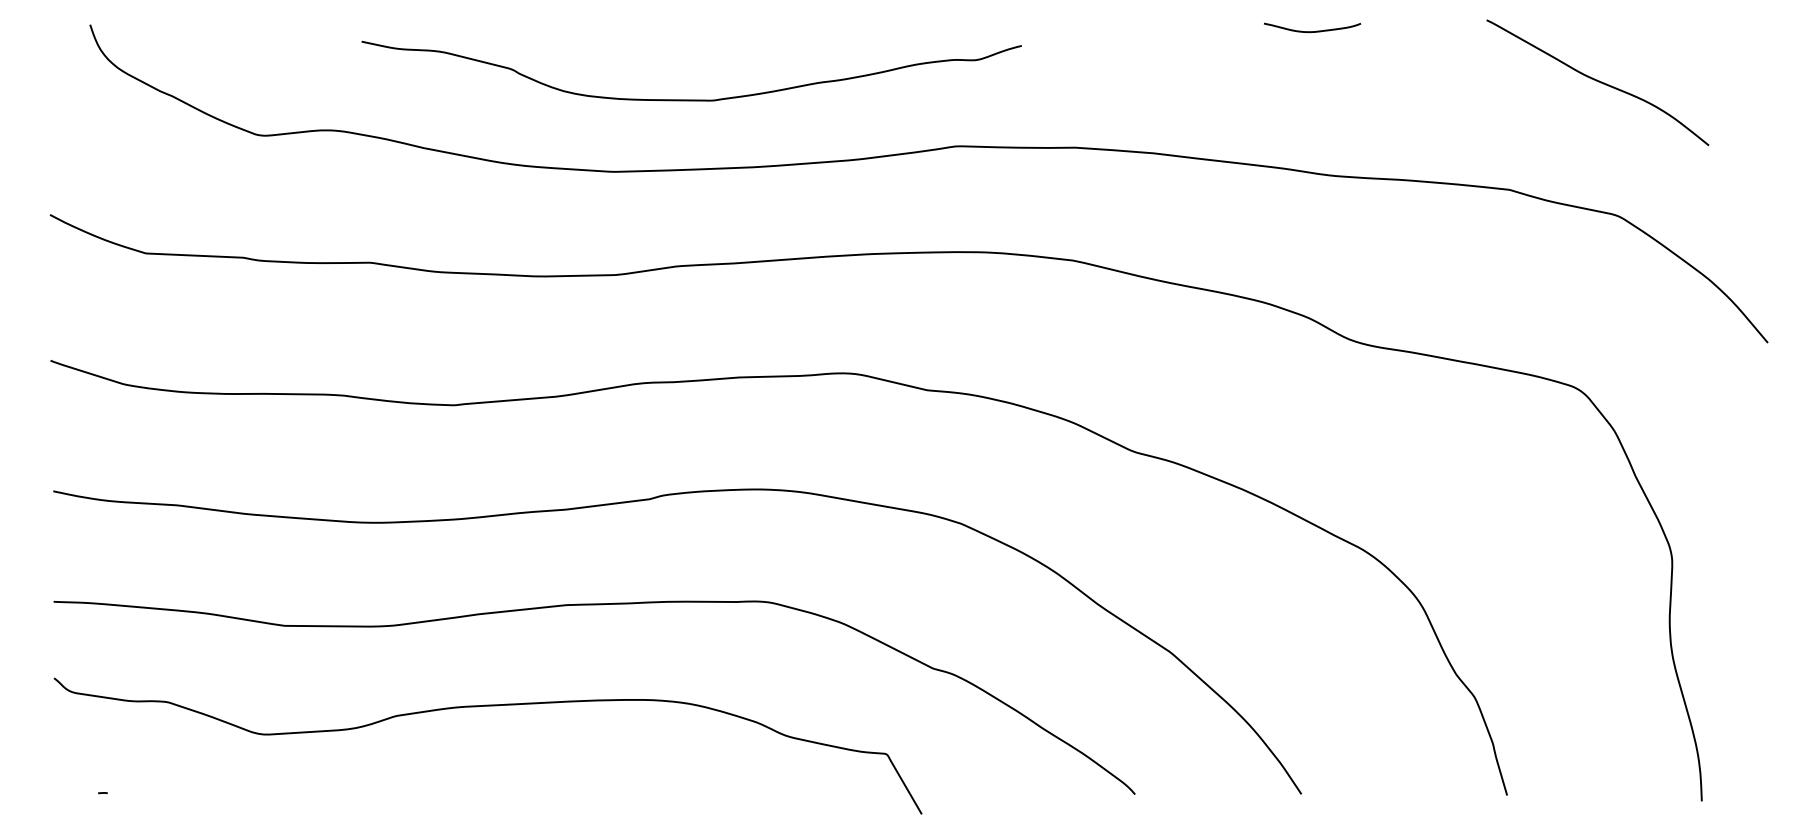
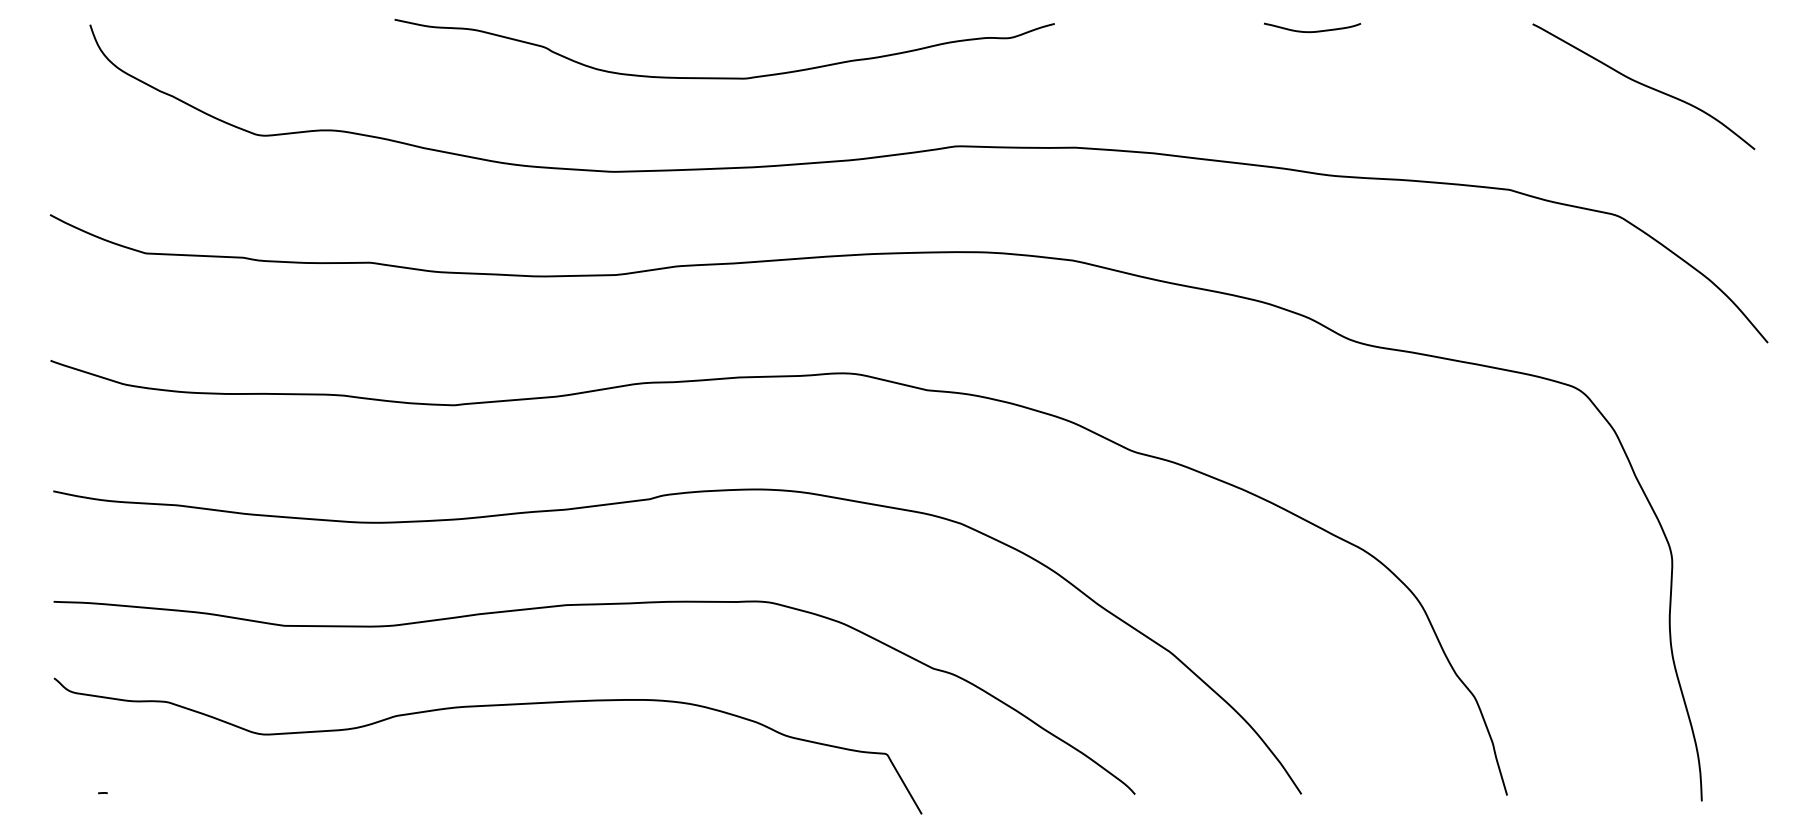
curve position: (1597, 81) -> (1643, 85) (1643, 85)
curve position: (691, 99) -> (724, 77) (724, 77)
